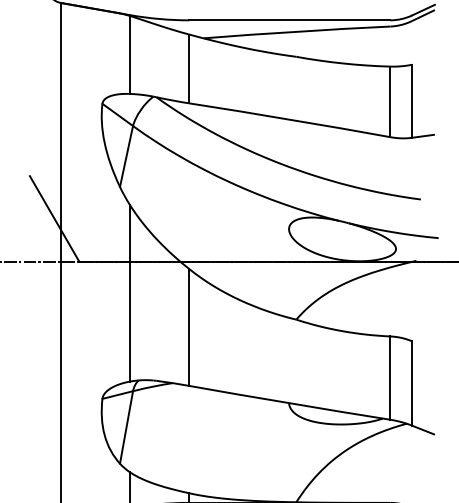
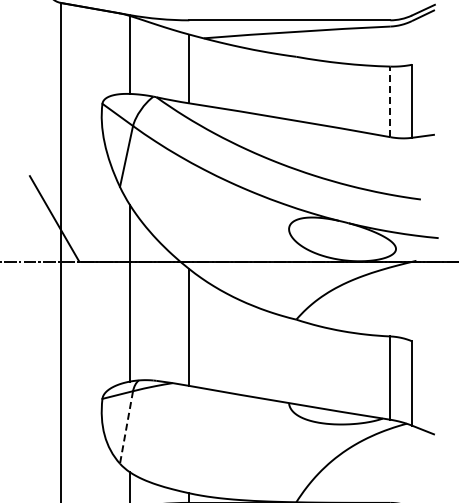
line: solid -> dashed (390, 101)
line: solid -> dashed (126, 427)
